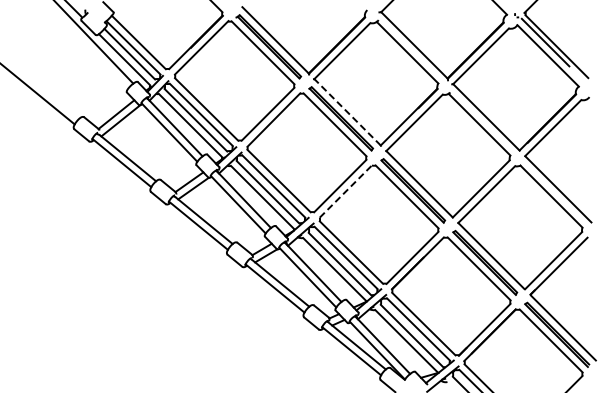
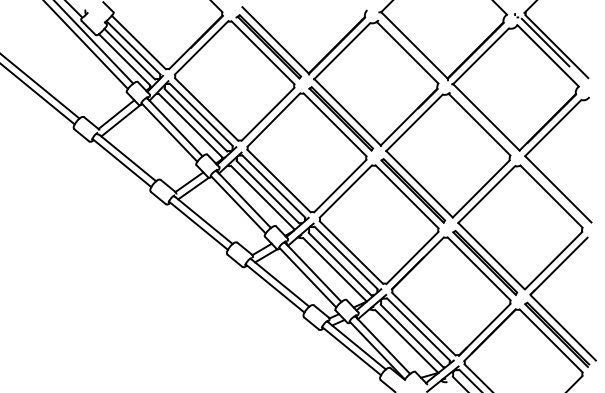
line: none -> present (86, 45)
line: none -> present (40, 86)
line: dashed -> solid (347, 112)
line: dashed -> solid (345, 191)
